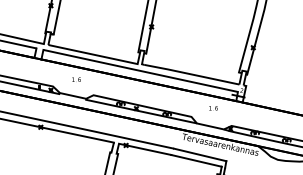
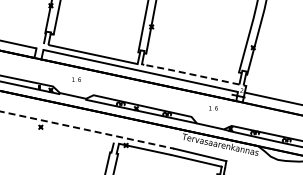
line: present -> none (22, 39)
line: solid -> dashed (190, 74)
line position: (270, 108) -> (271, 98) (271, 98)
line: present -> none (57, 130)
line: solid -> dashed (88, 130)
